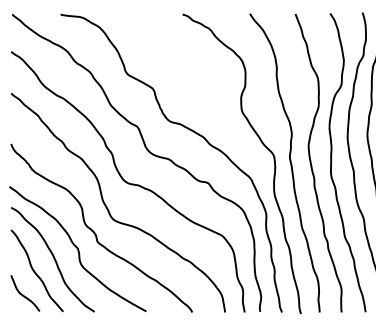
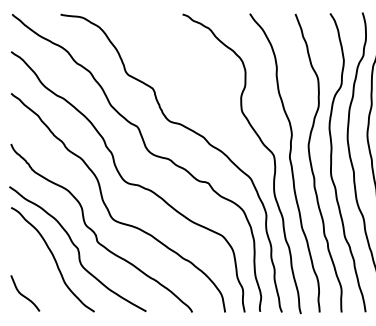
curve: present -> none (35, 271)
